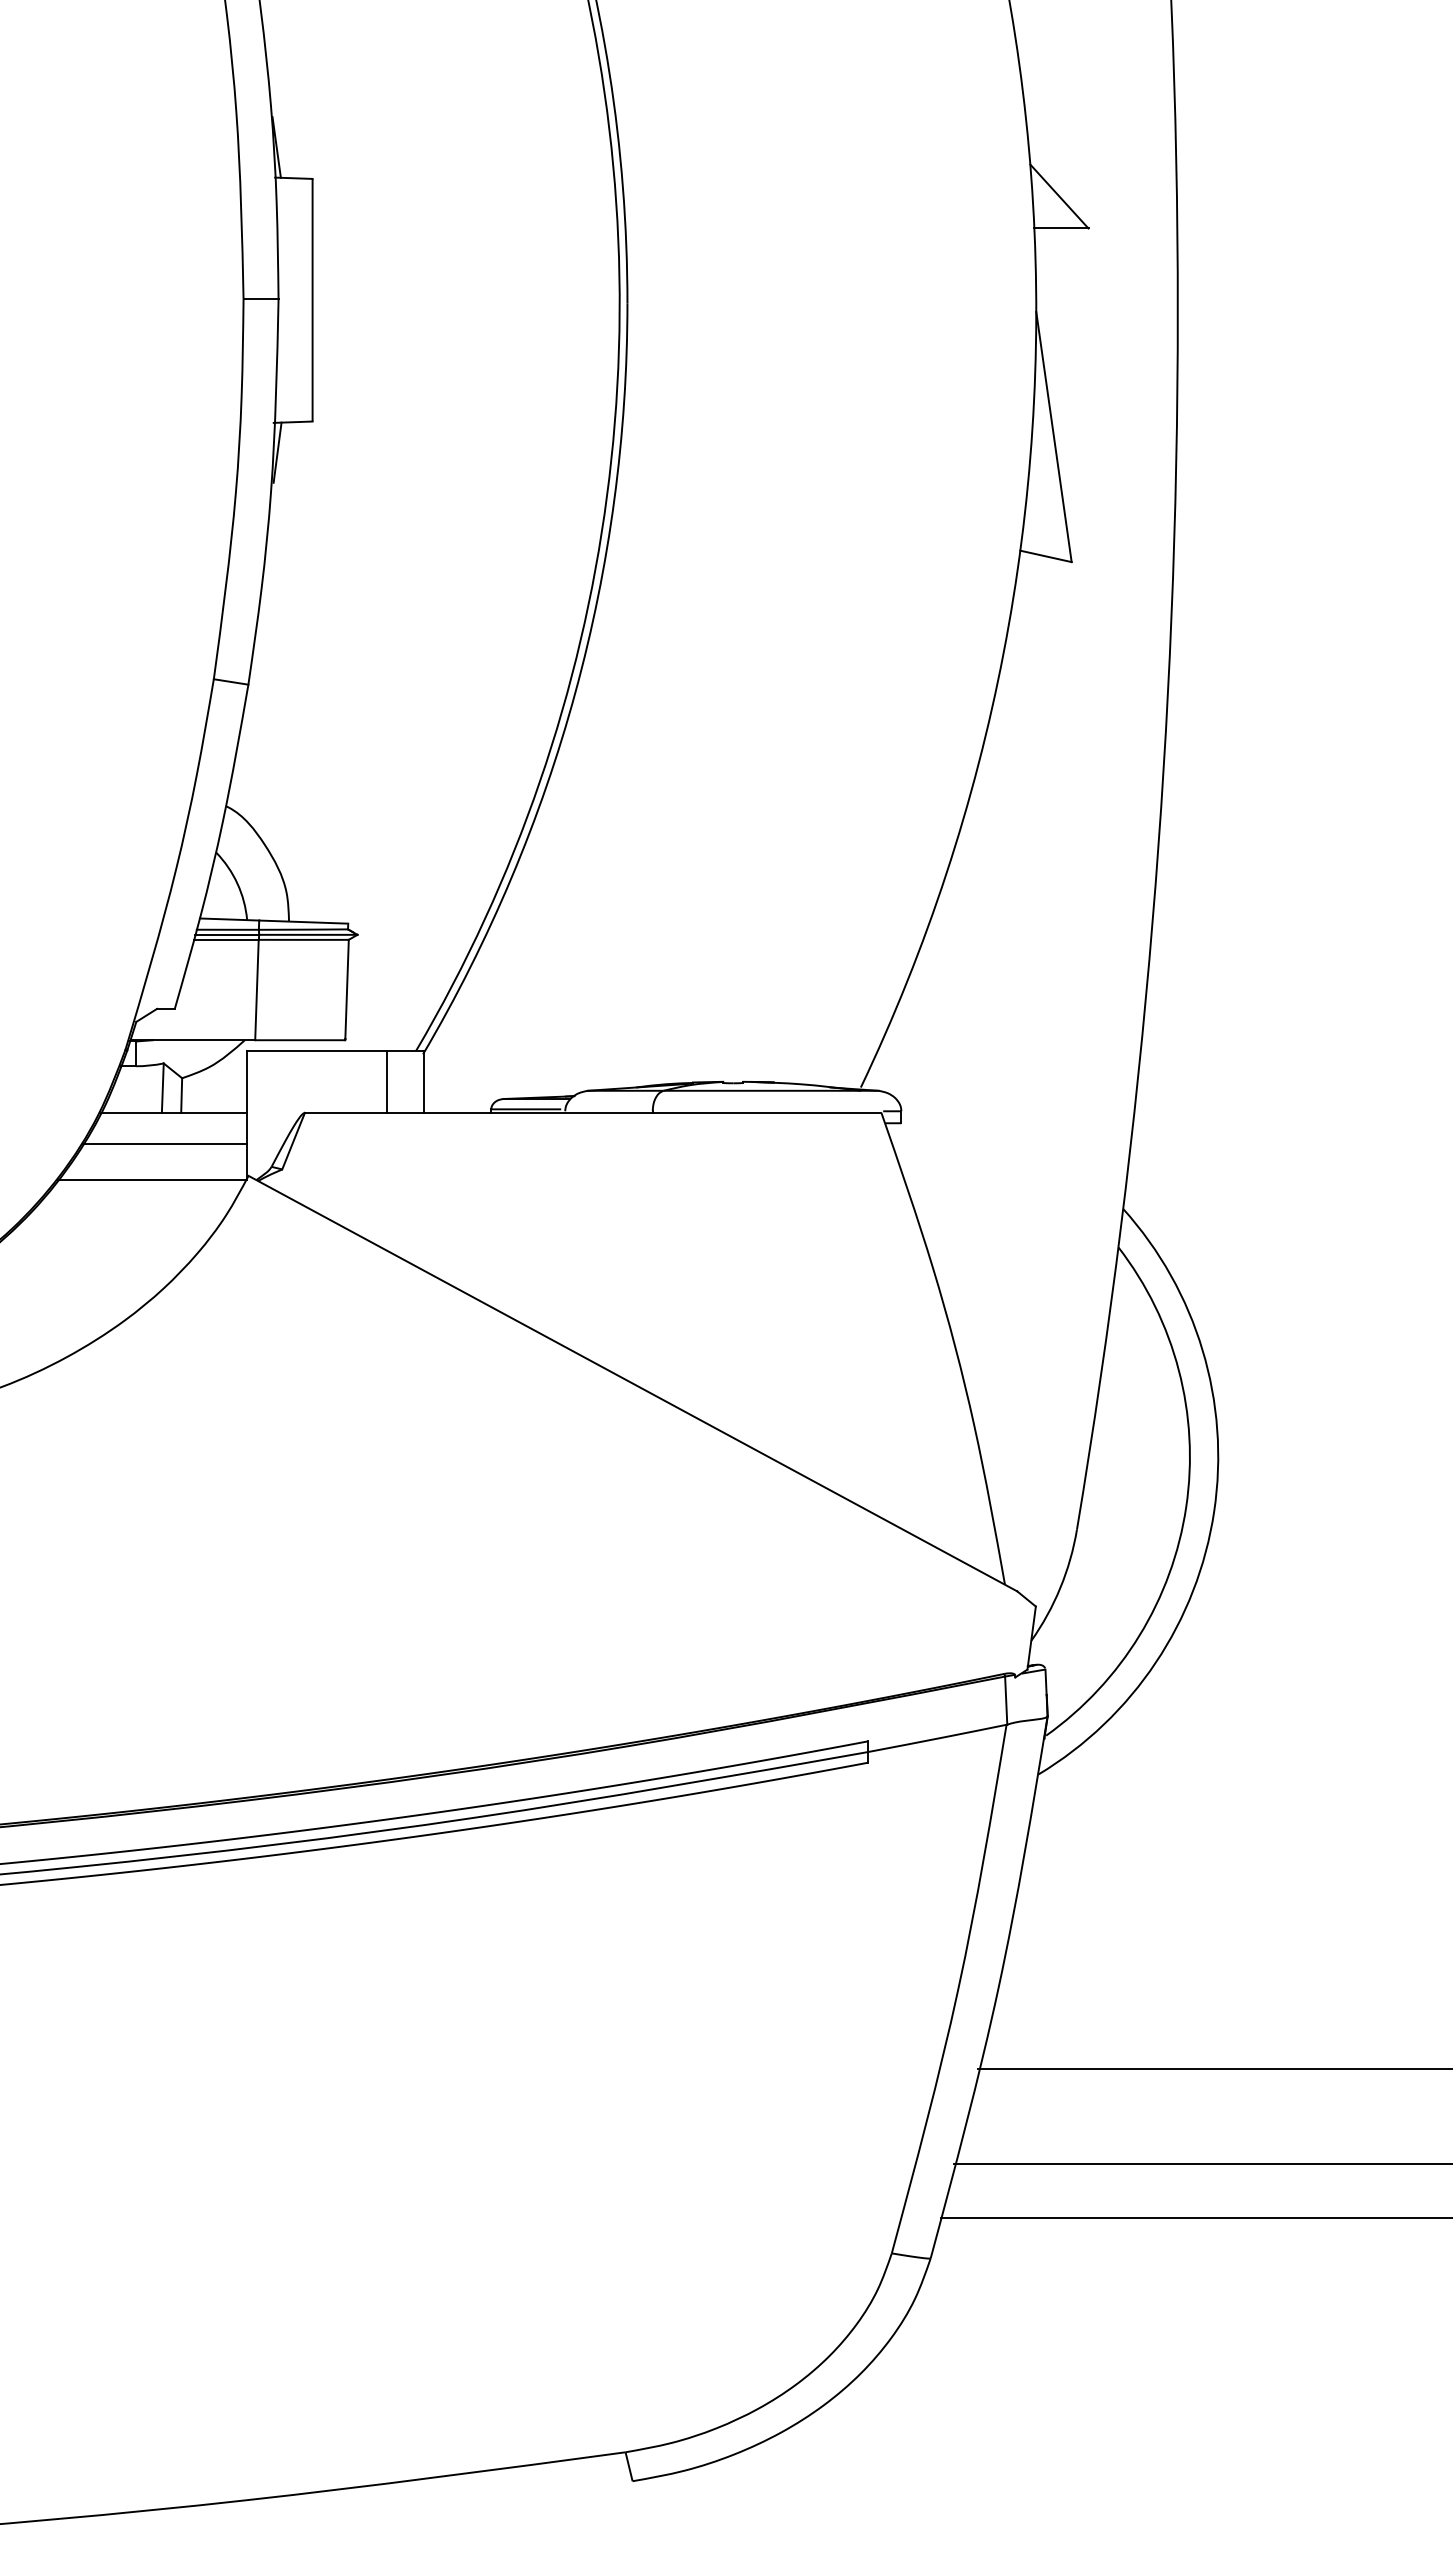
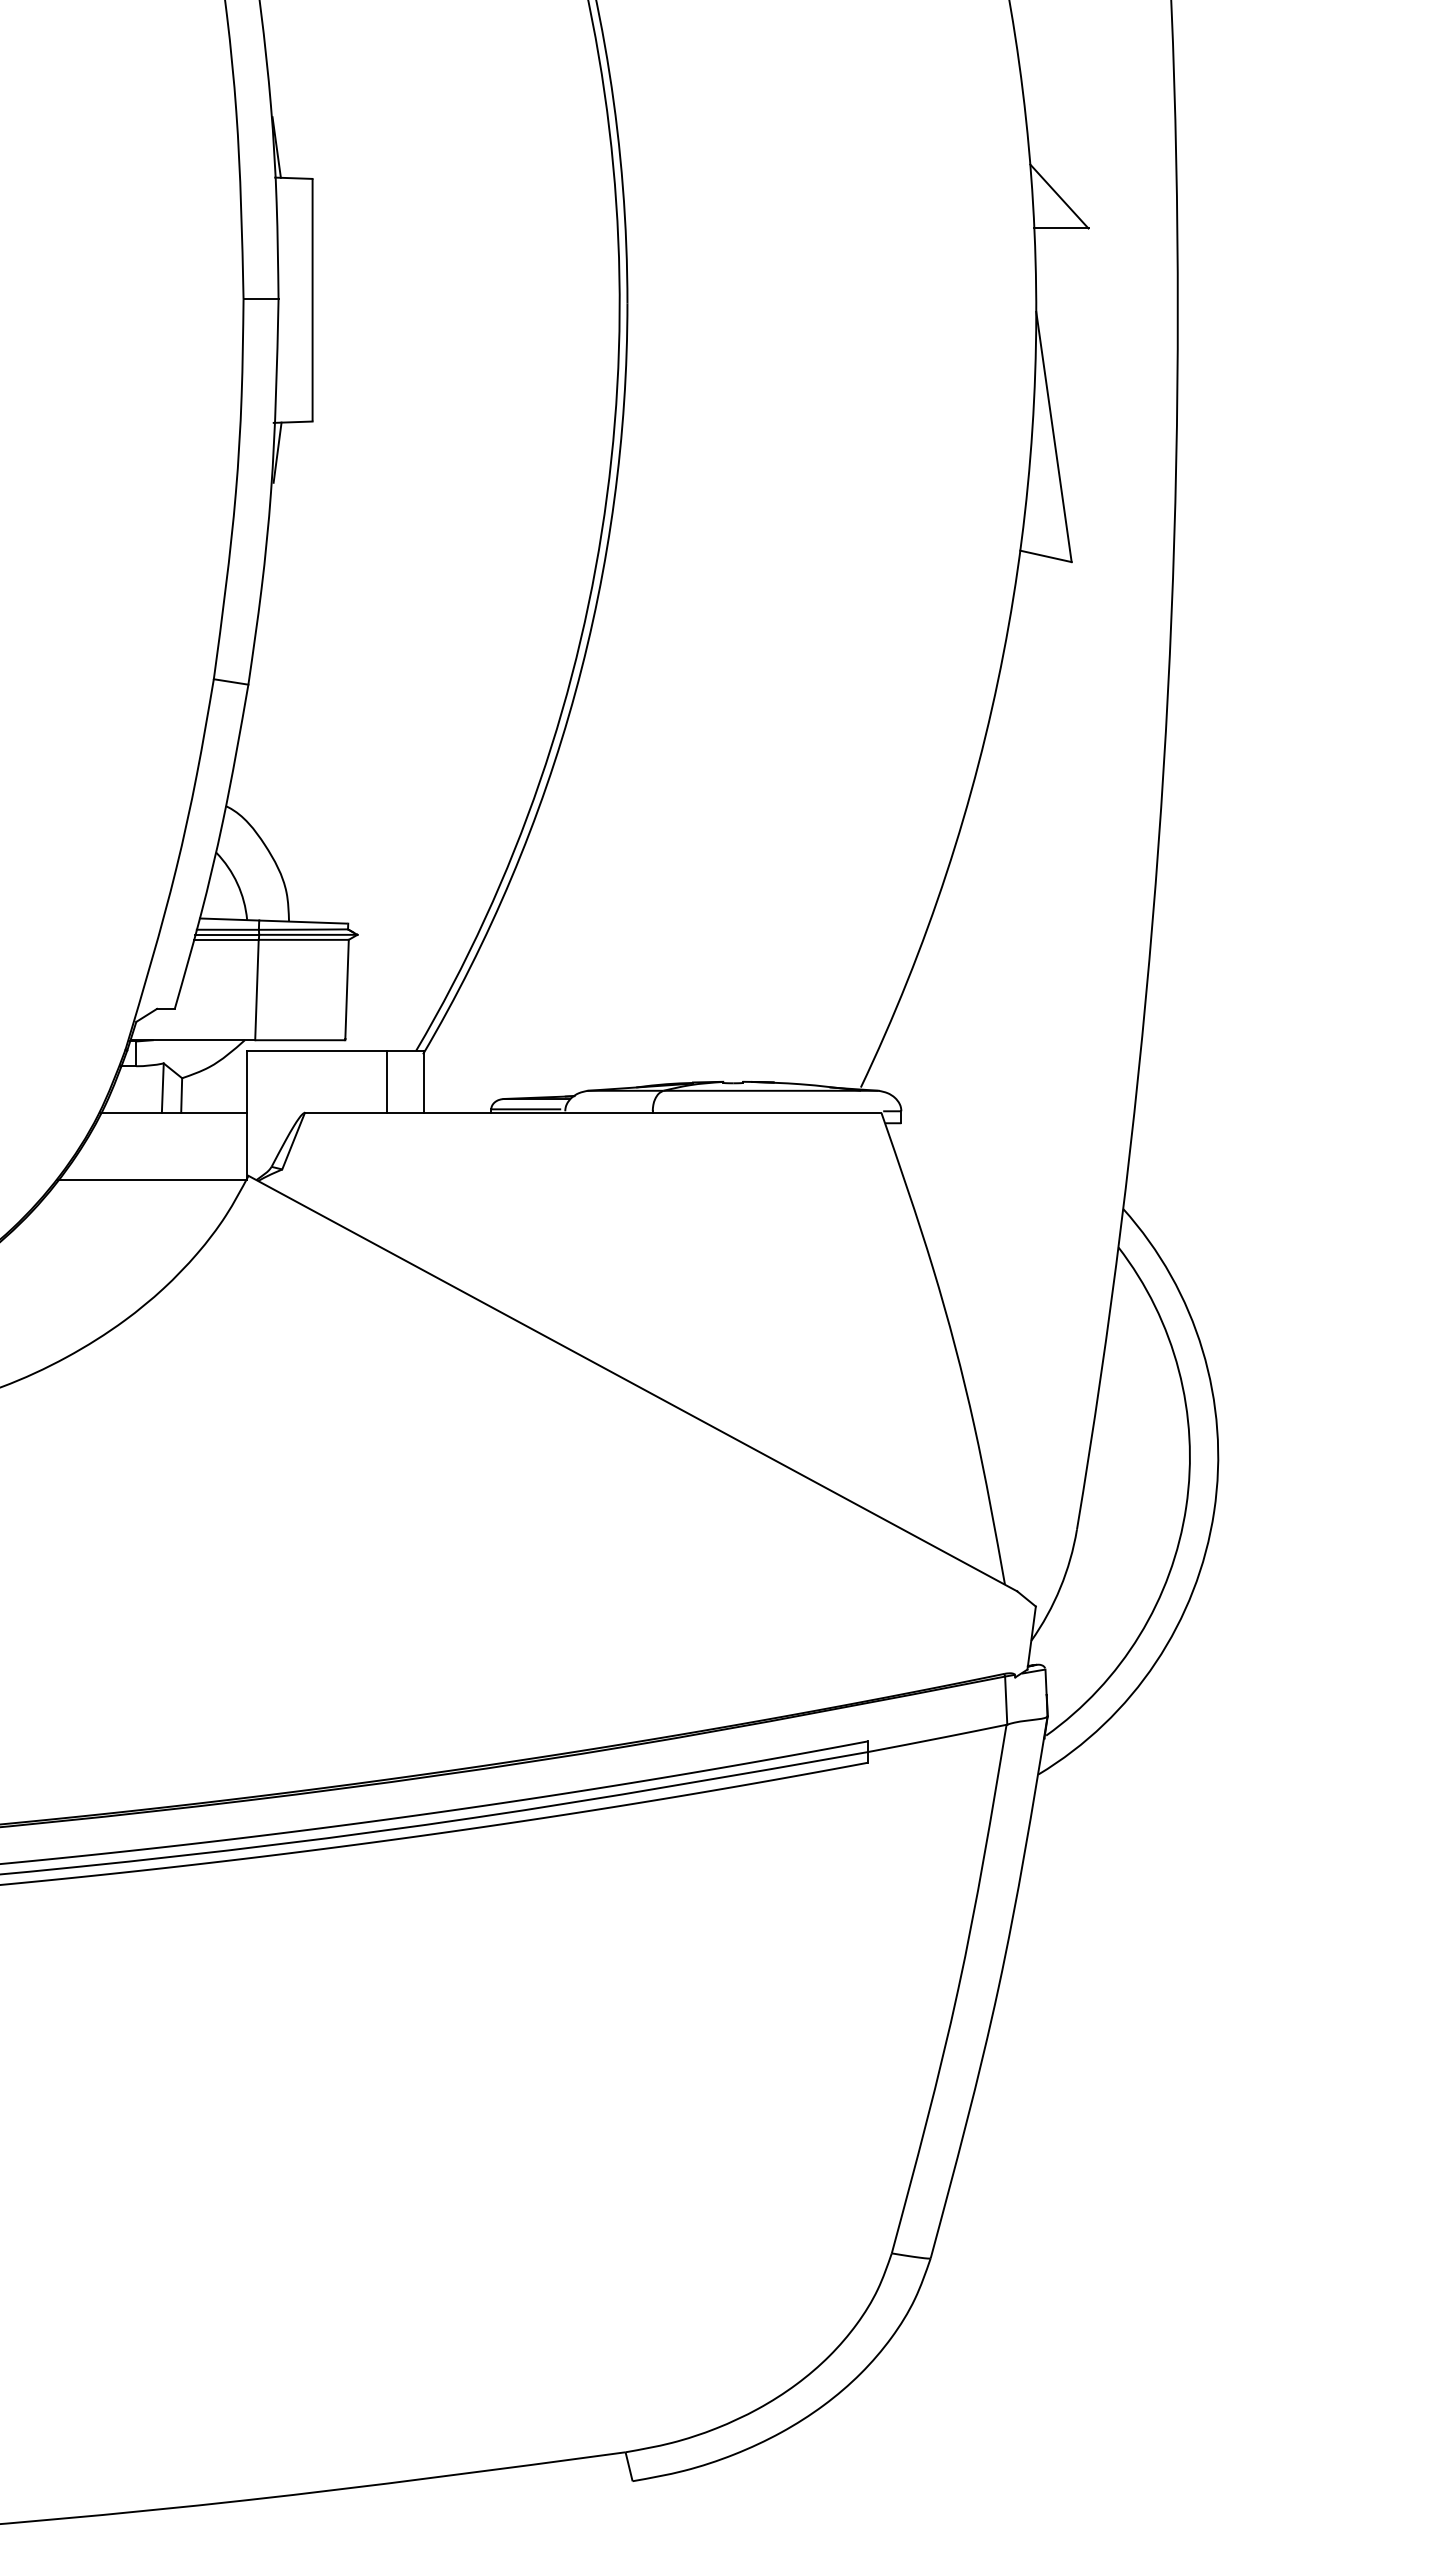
line: present -> none (164, 1144)
line: present -> none (1213, 2069)
line: present -> none (1201, 2164)
line: present -> none (1194, 2218)
